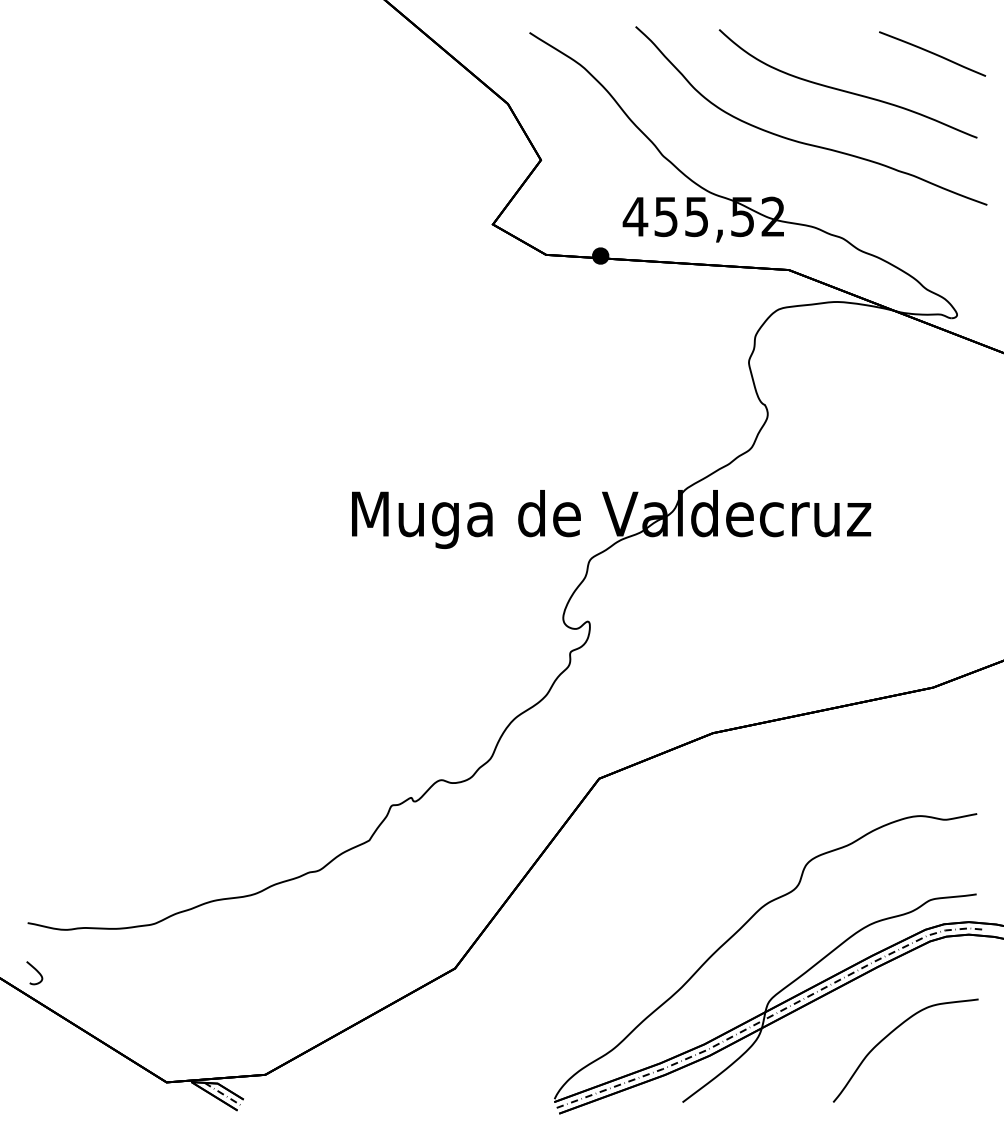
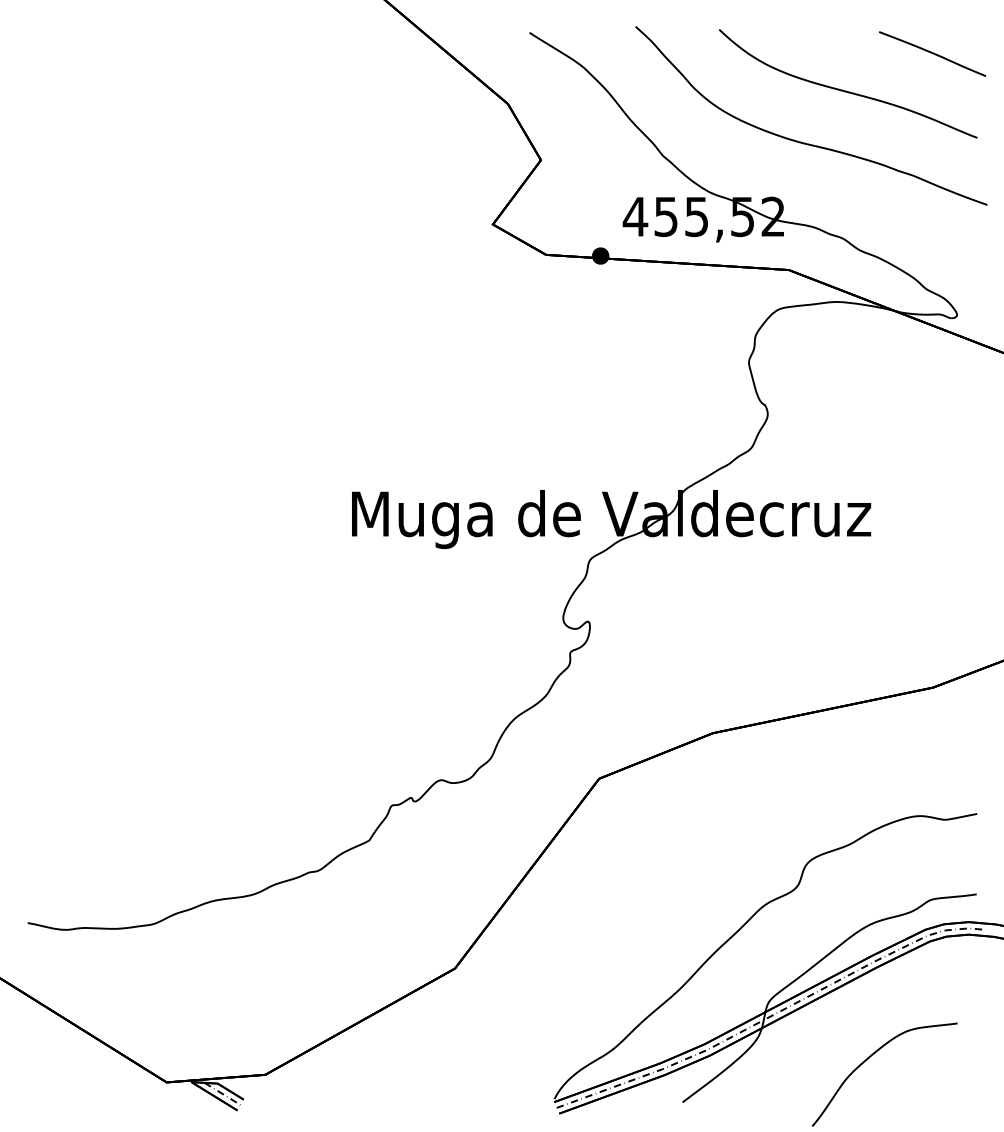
curve: present -> none (36, 971)
curve position: (890, 1034) -> (869, 1058) (869, 1058)
